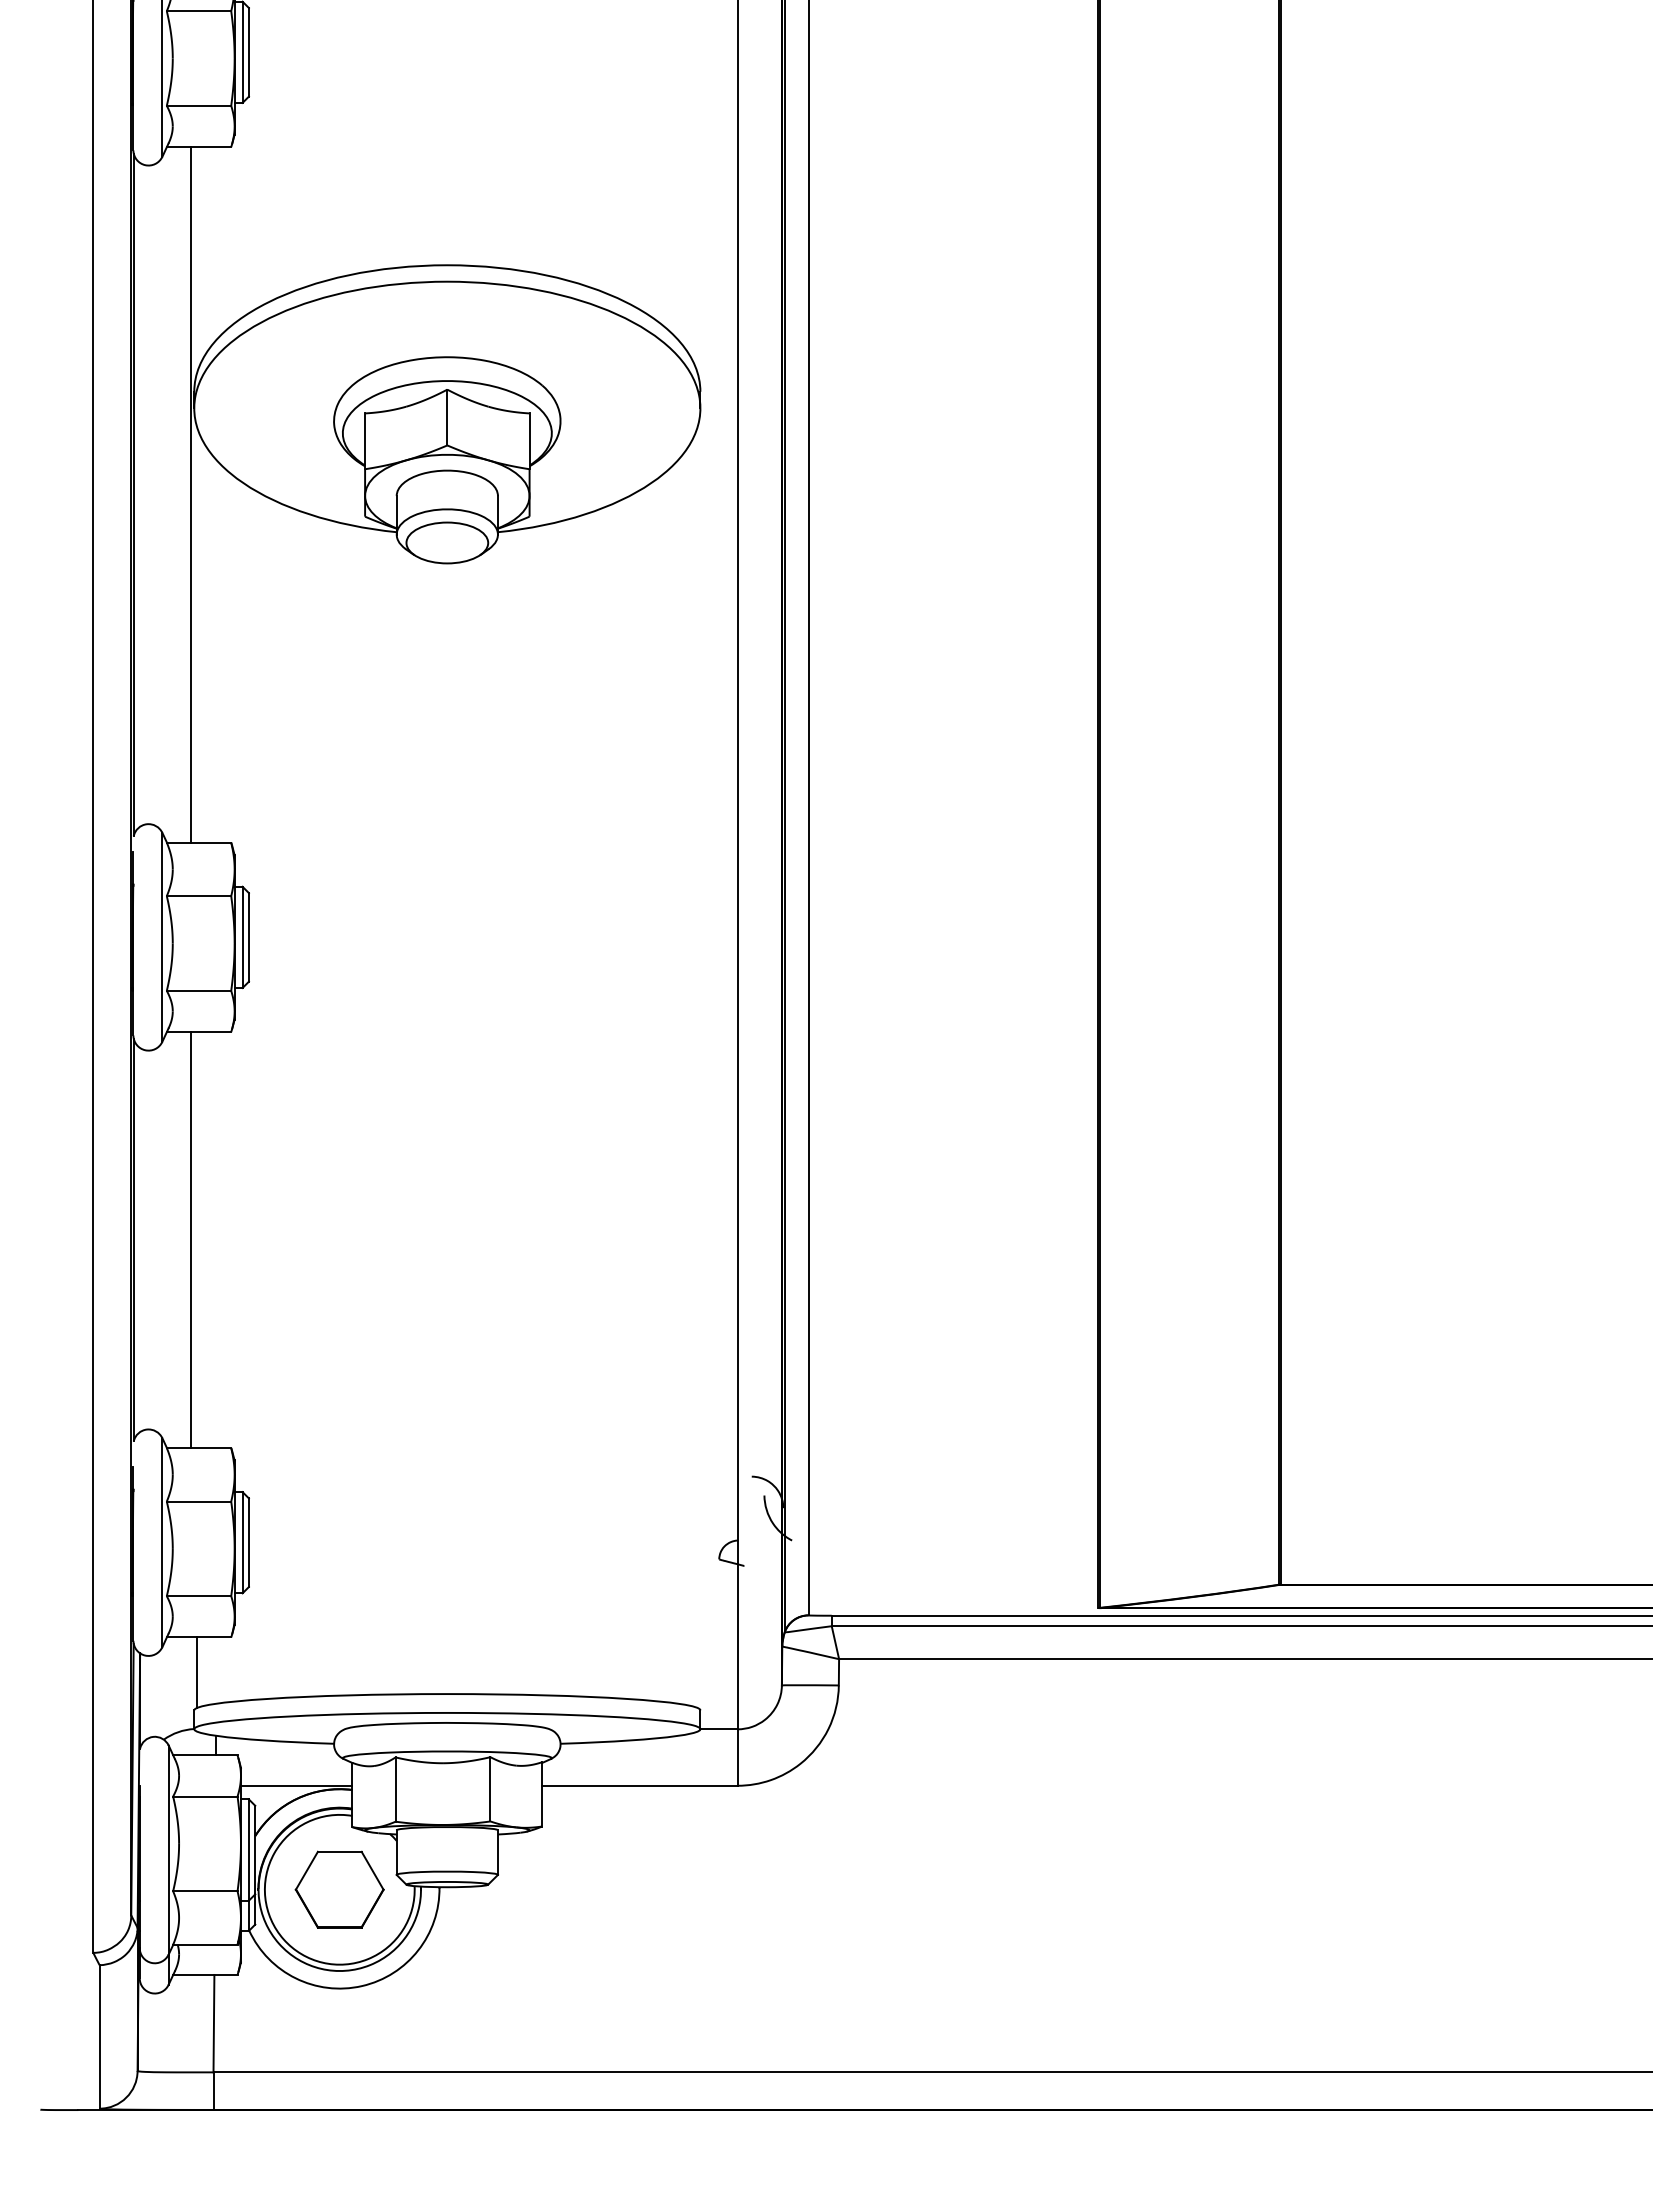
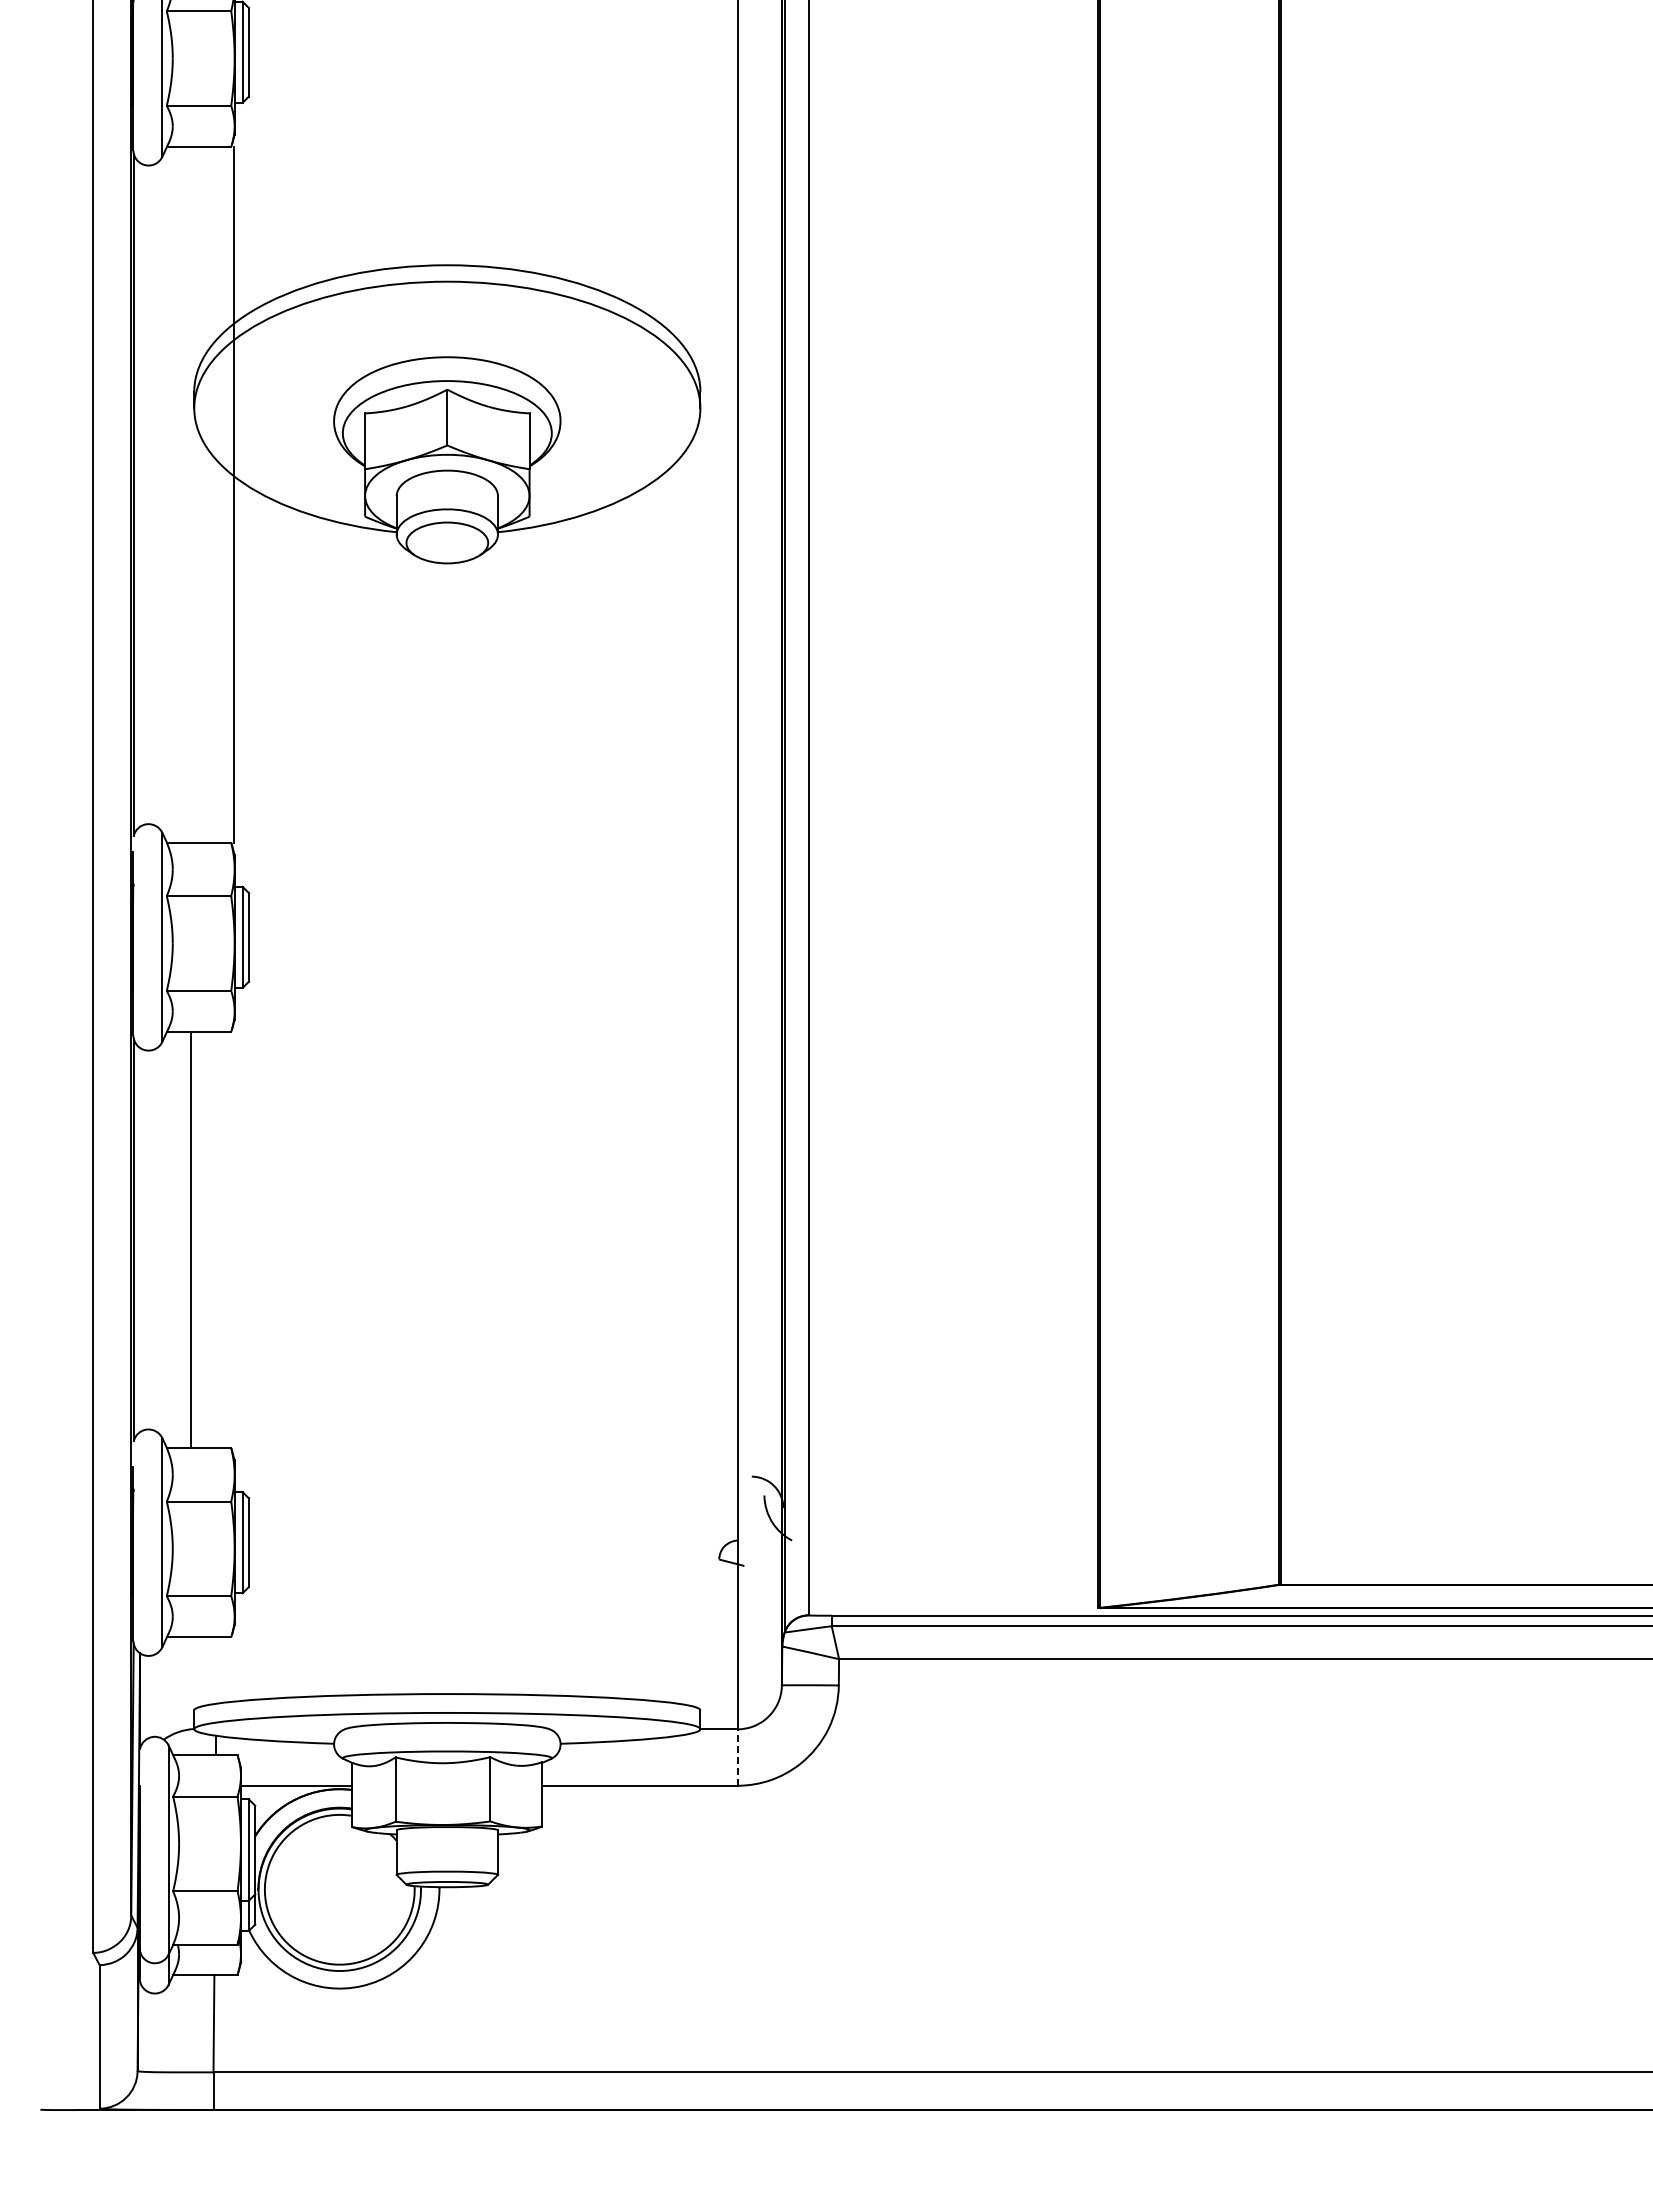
line position: (190, 494) -> (233, 494) (233, 494)
line: present -> none (197, 1672)
line: solid -> dashed (737, 1757)
part: present -> none (339, 1889)
